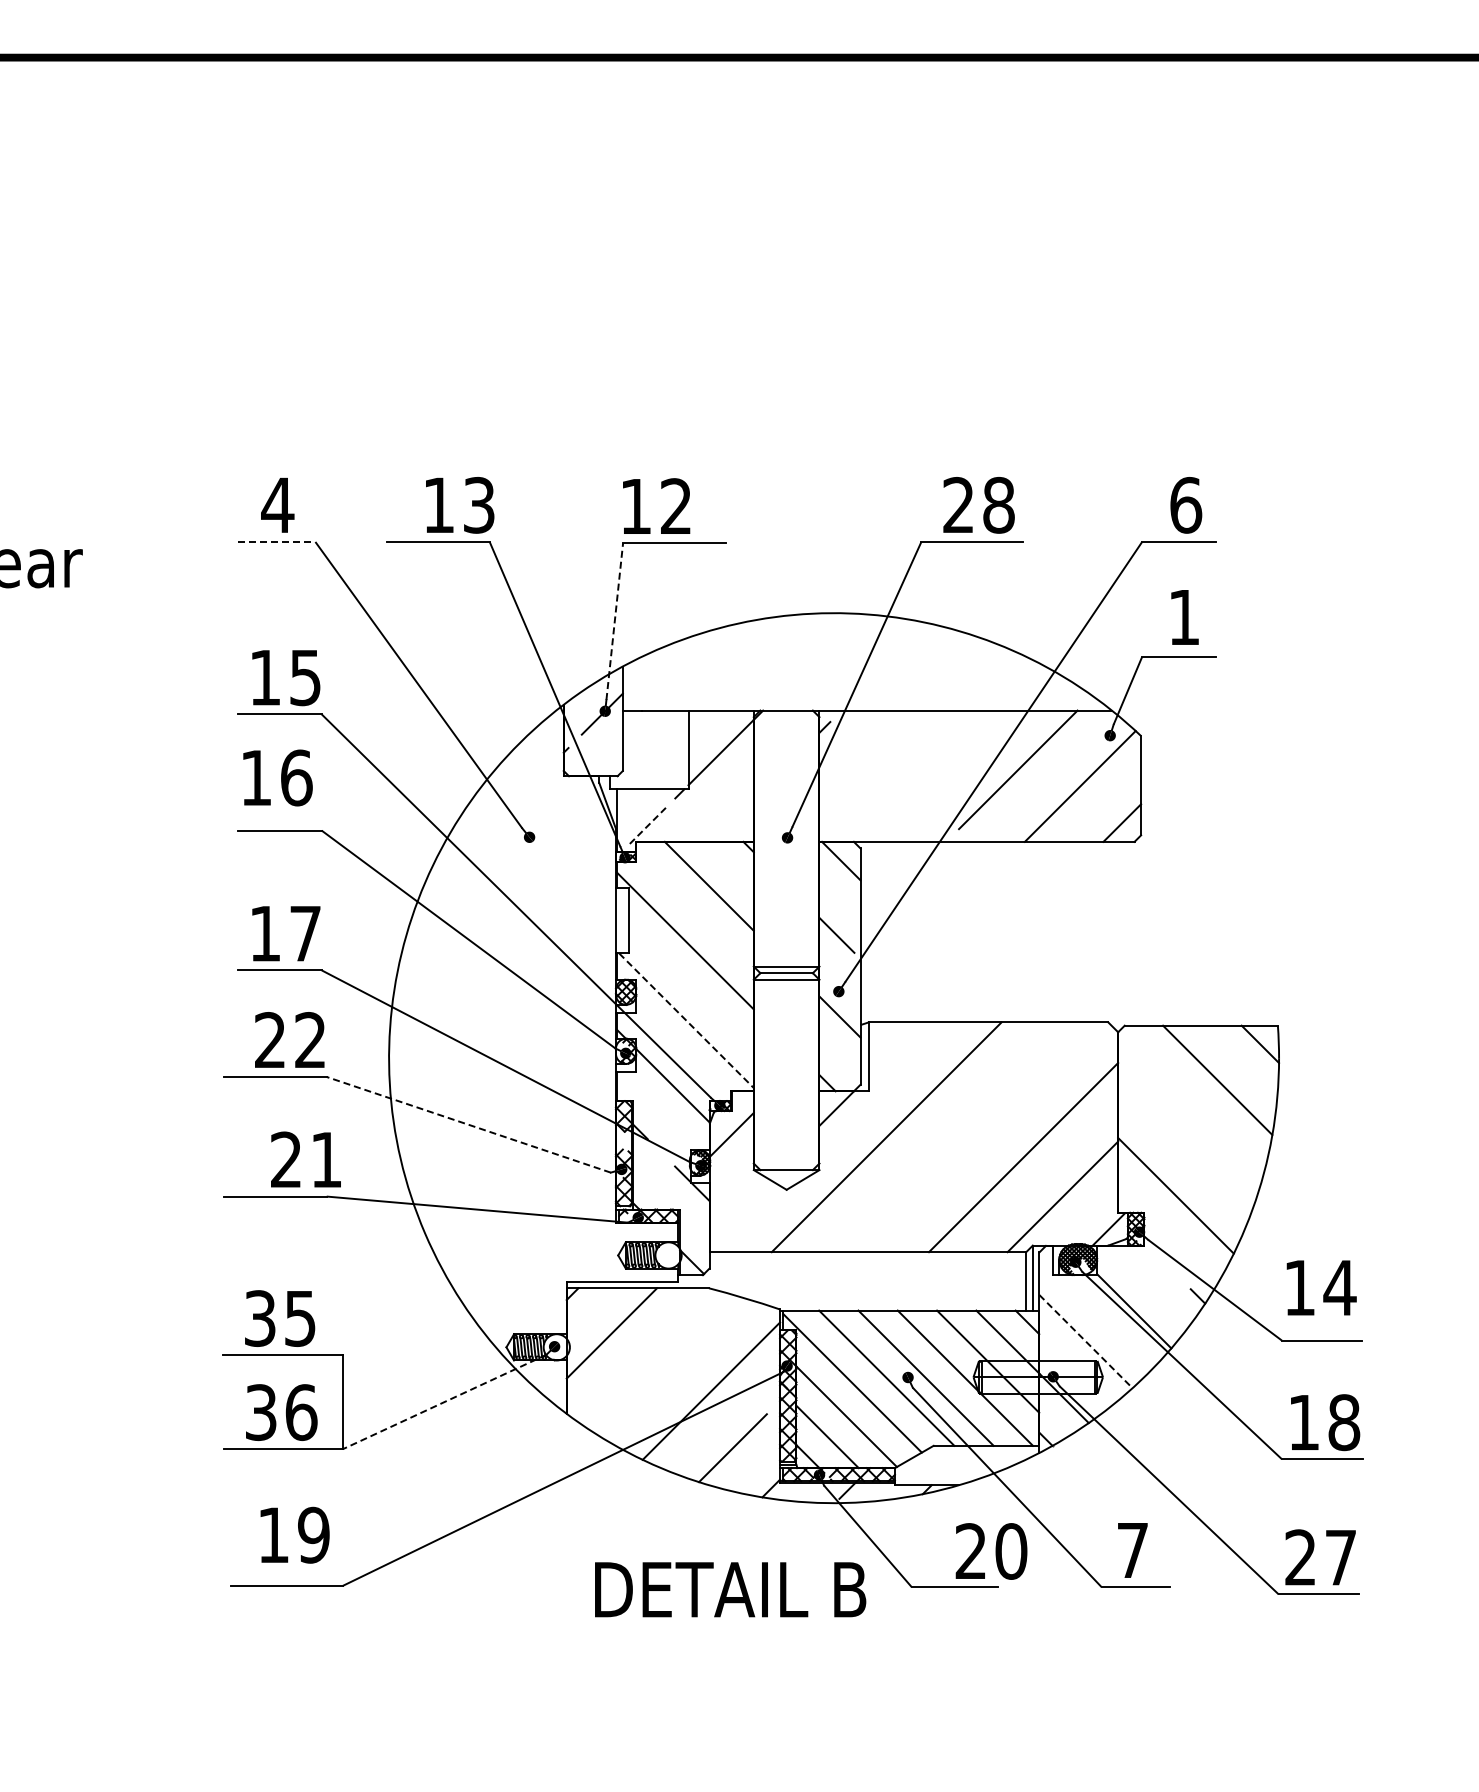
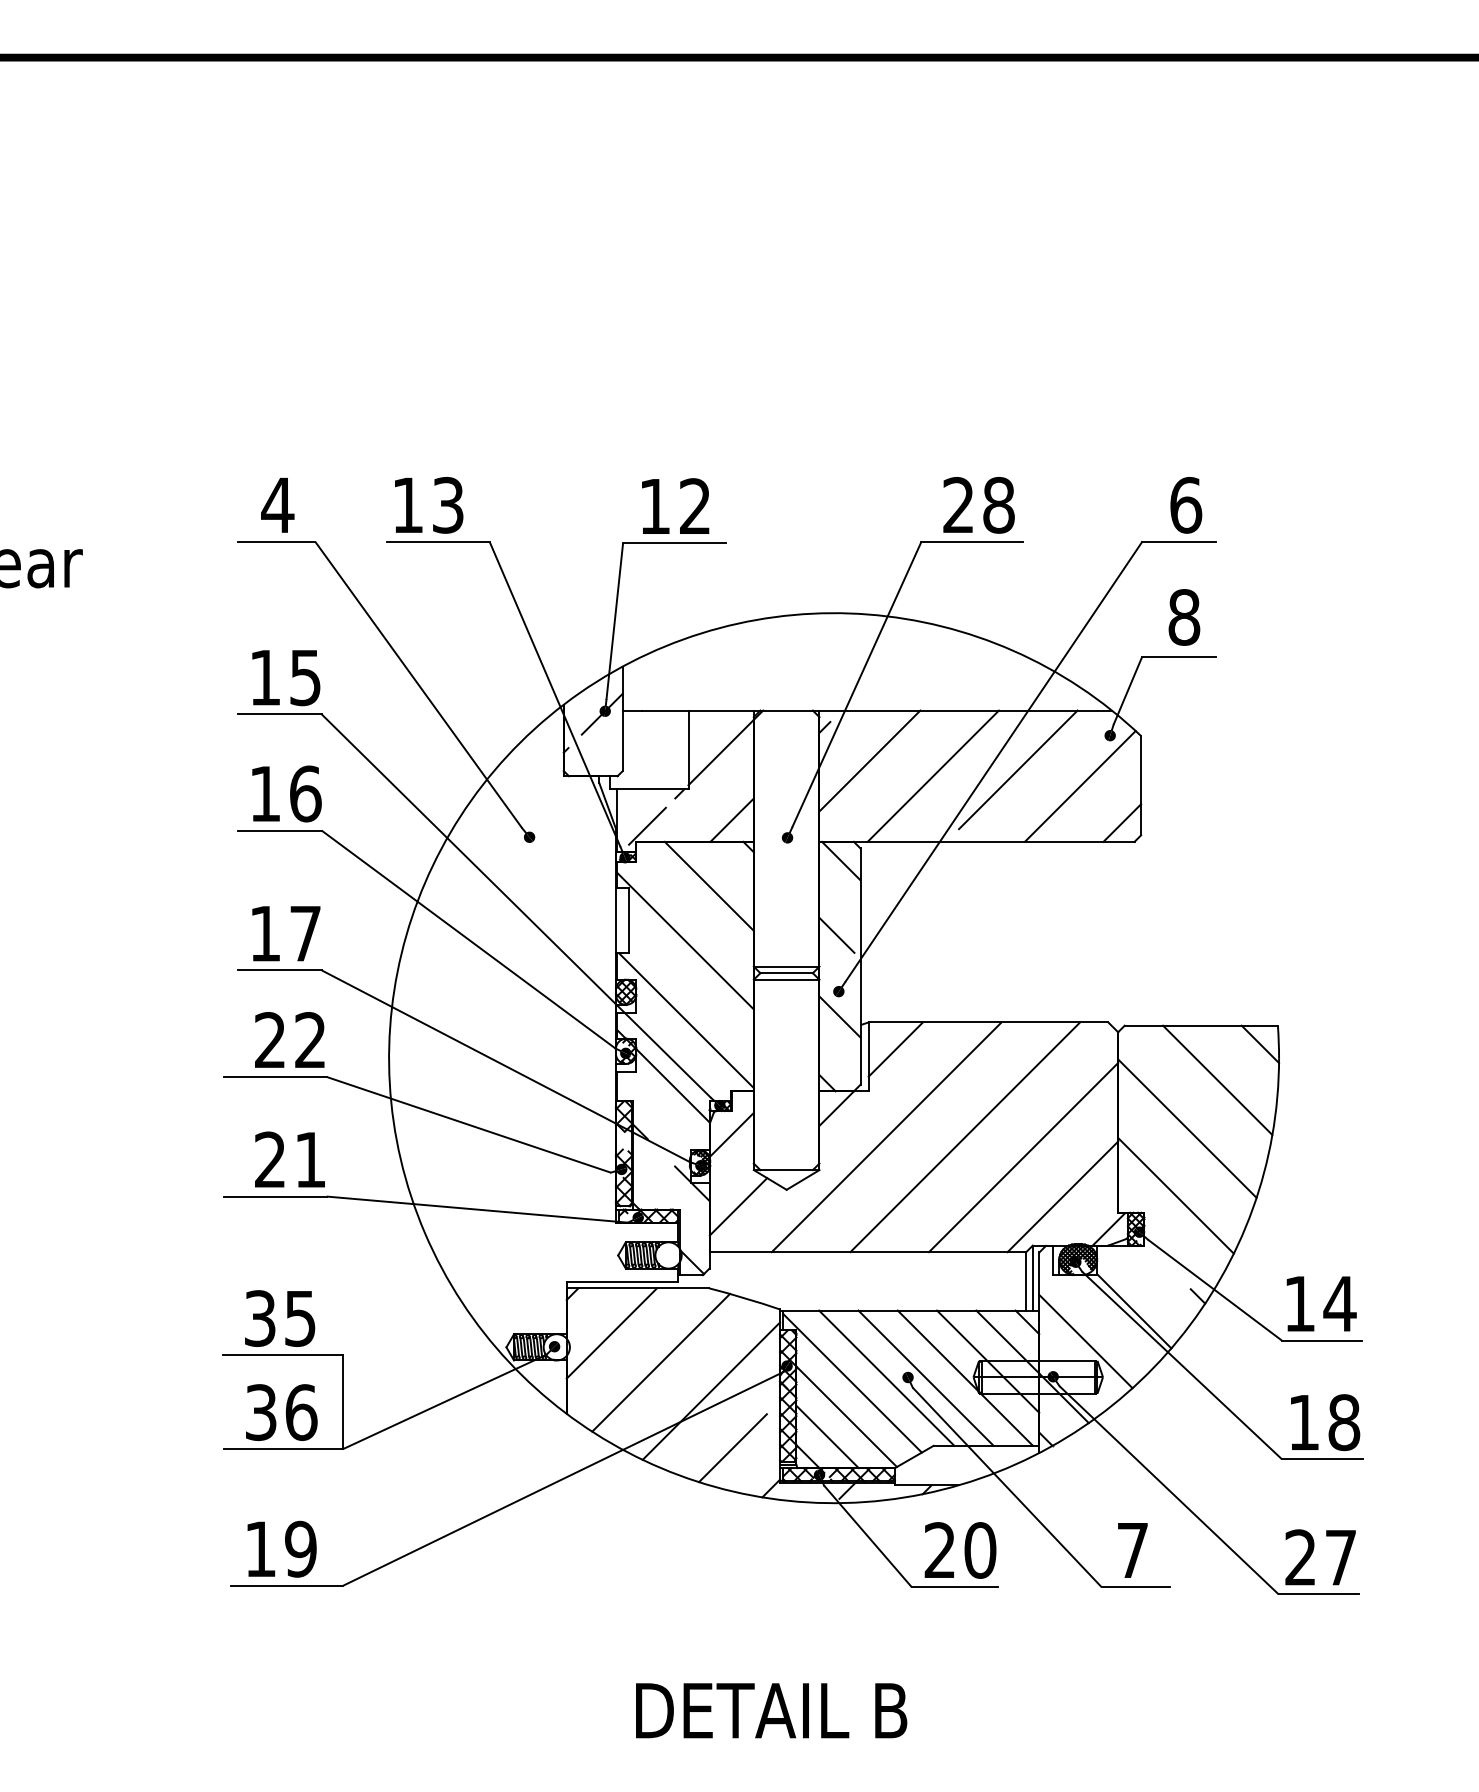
text position: (460, 505) -> (429, 505) (429, 505)
text position: (656, 505) -> (675, 505) (675, 505)
line: dashed -> solid (276, 541)
text: 1 -> 8 (1184, 617)
line: dashed -> solid (614, 621)
line: none -> present (869, 760)
line: none -> present (932, 775)
text position: (277, 777) -> (286, 793) (286, 793)
line: none -> present (731, 819)
line: dashed -> solid (647, 826)
line: dashed -> solid (686, 1021)
line: none -> present (895, 1049)
line: dashed -> solid (468, 1124)
line: none -> present (1187, 1128)
line: none -> present (965, 1137)
text position: (305, 1159) -> (289, 1159) (289, 1159)
line: none -> present (738, 1206)
text position: (1321, 1287) -> (1321, 1303) (1321, 1303)
line: dashed -> solid (1085, 1341)
line: none -> present (661, 1362)
line: dashed -> solid (444, 1402)
text position: (294, 1534) -> (281, 1548) (281, 1548)
text position: (991, 1551) -> (960, 1550) (960, 1550)
text position: (730, 1589) -> (771, 1710) (771, 1710)
